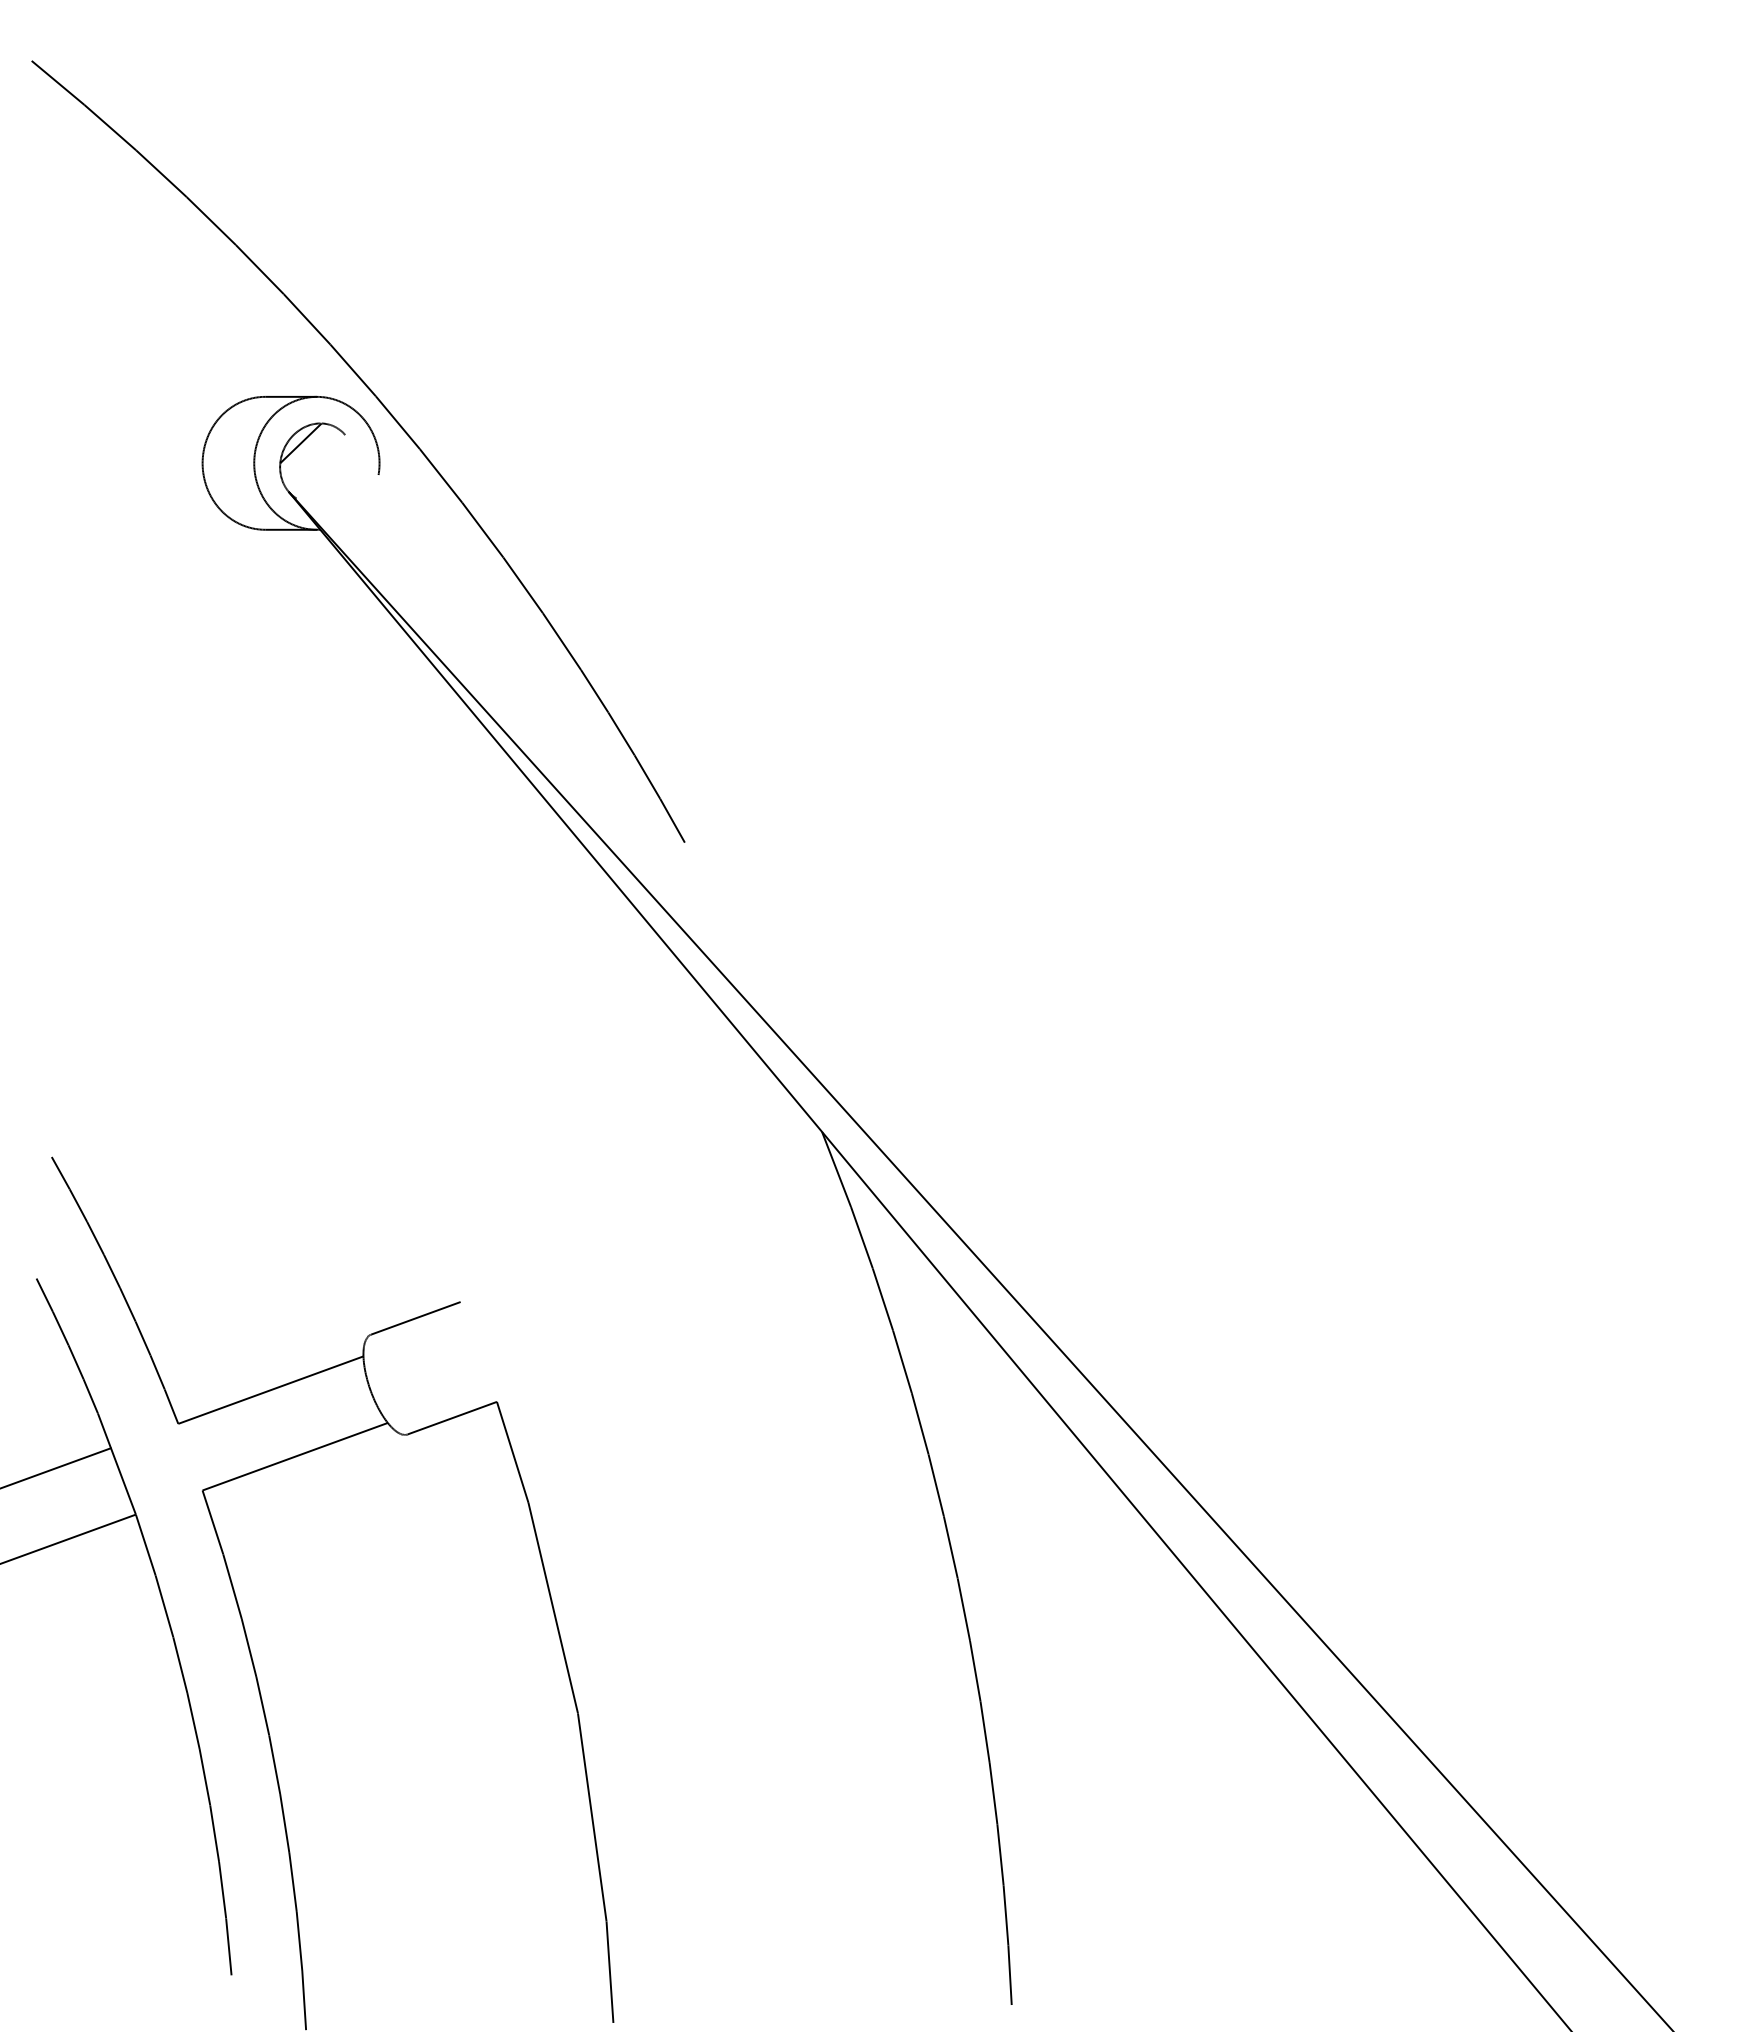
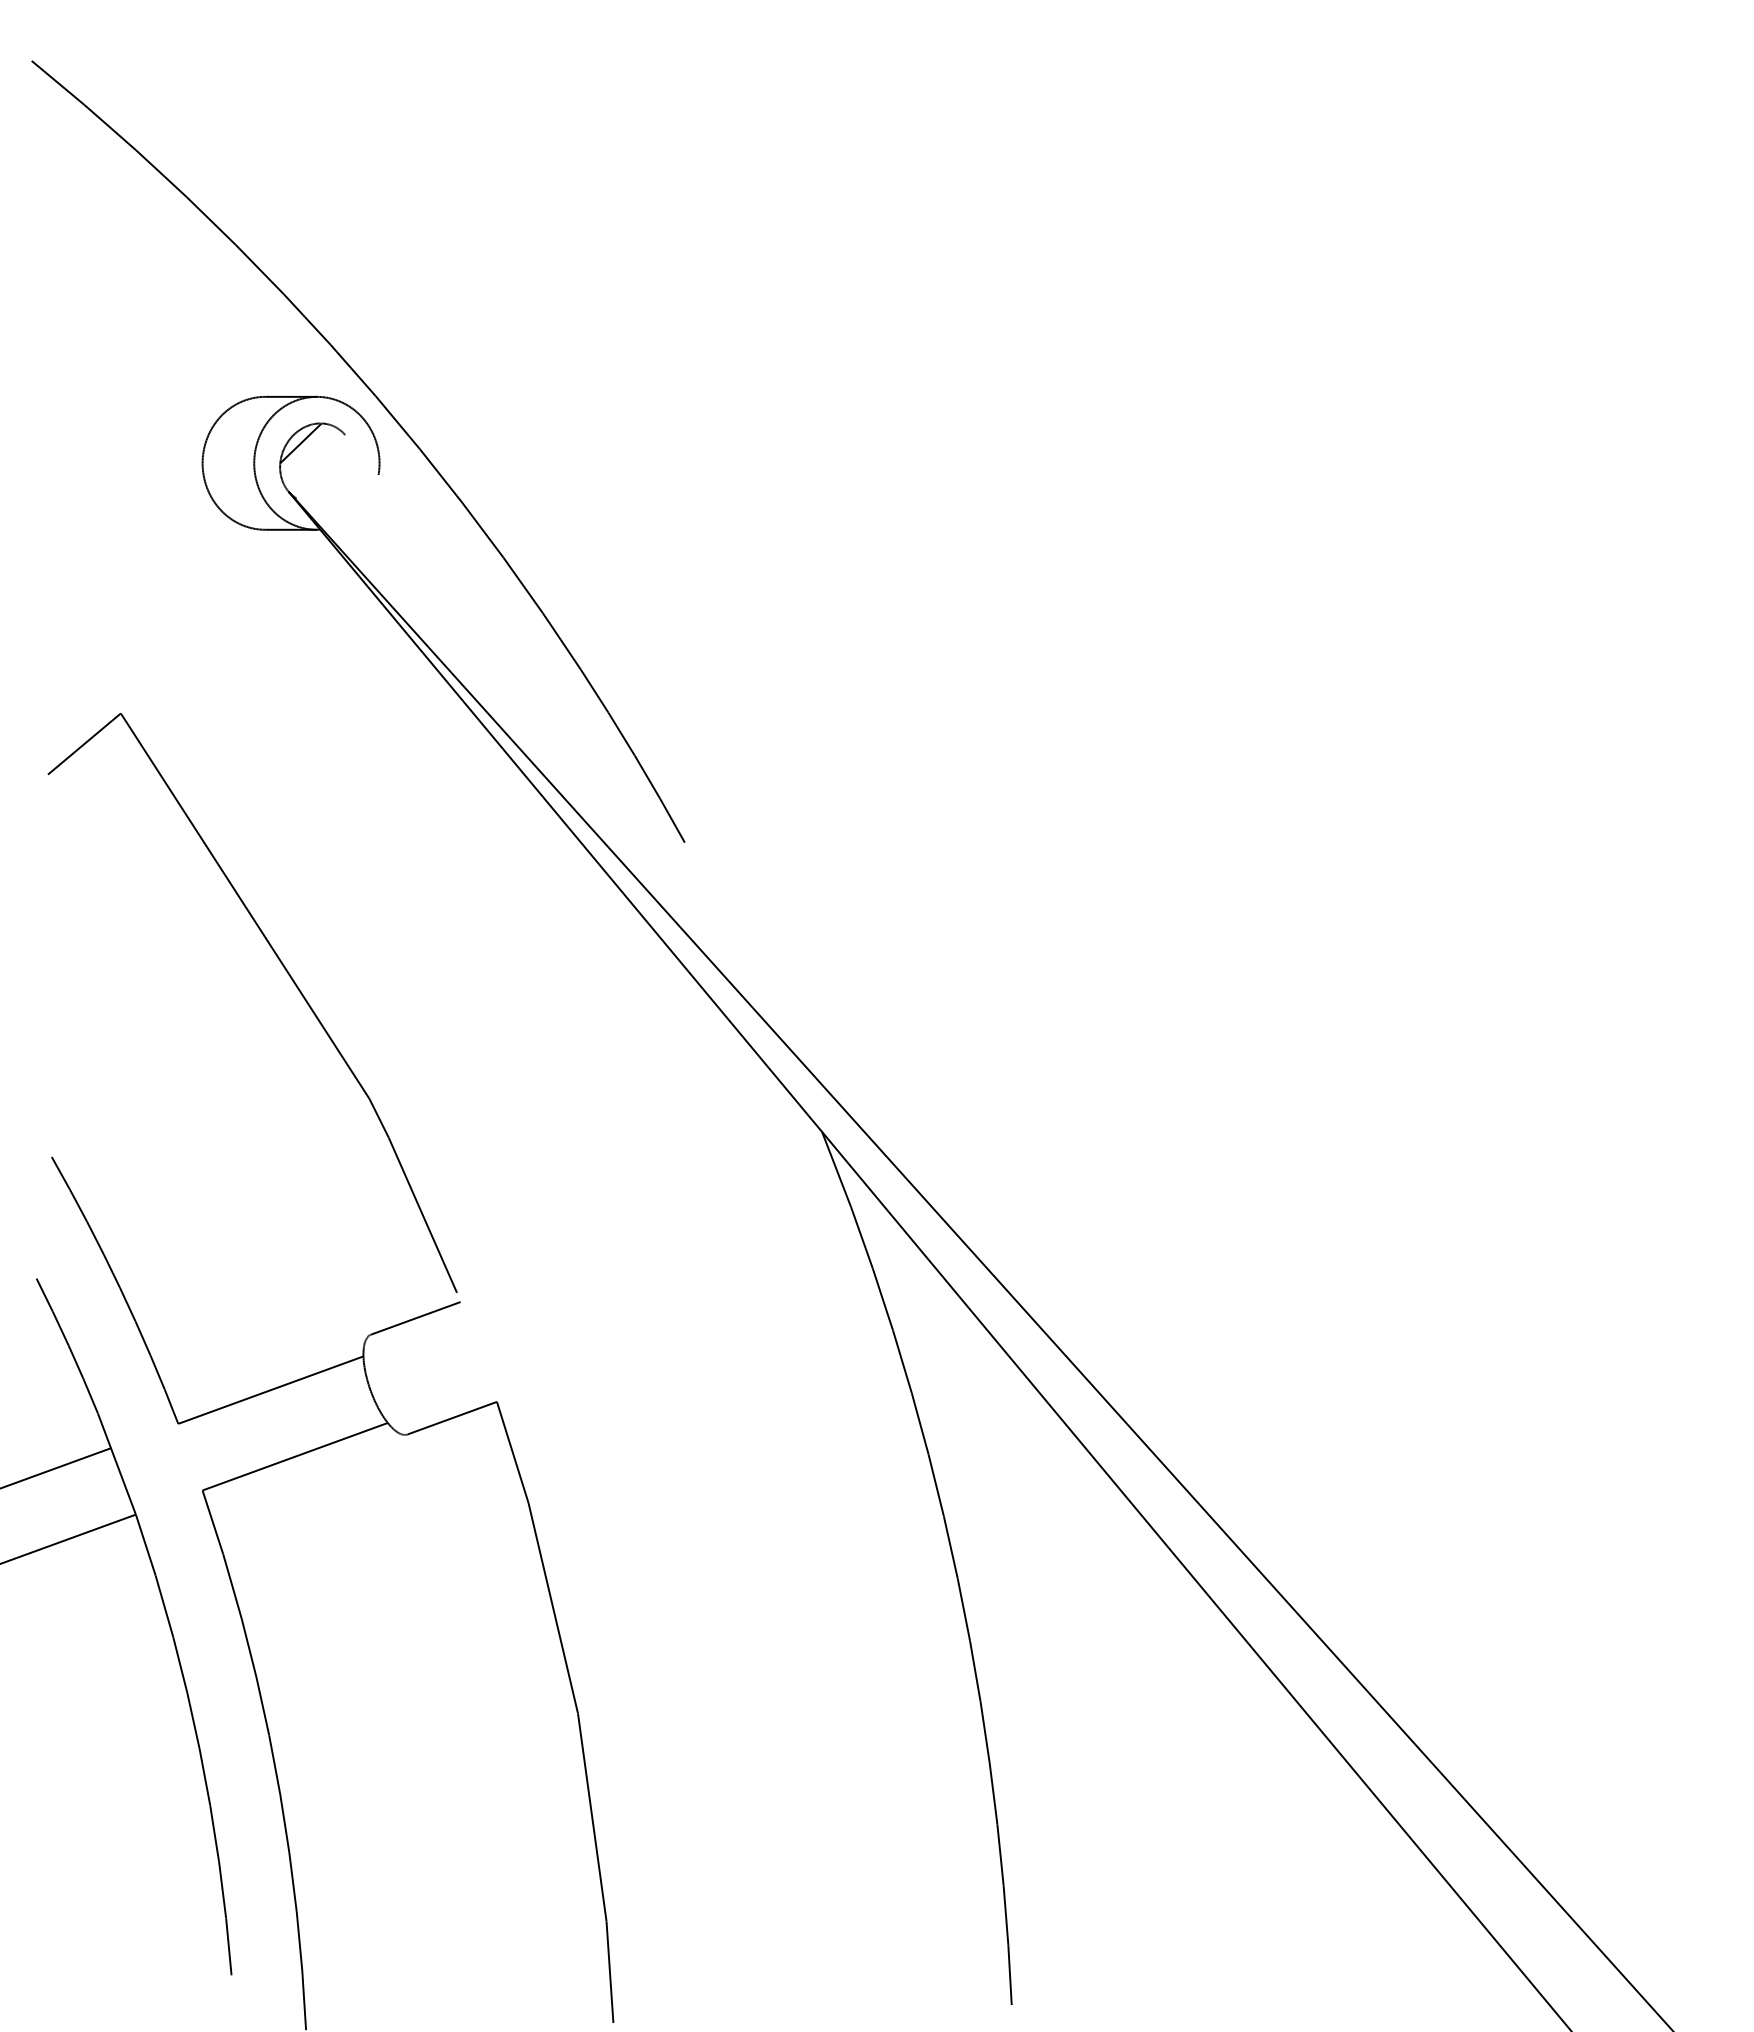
part: none -> present (290, 978)
